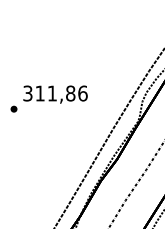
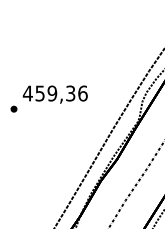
text: 311,86 -> 459,36 (48, 93)
